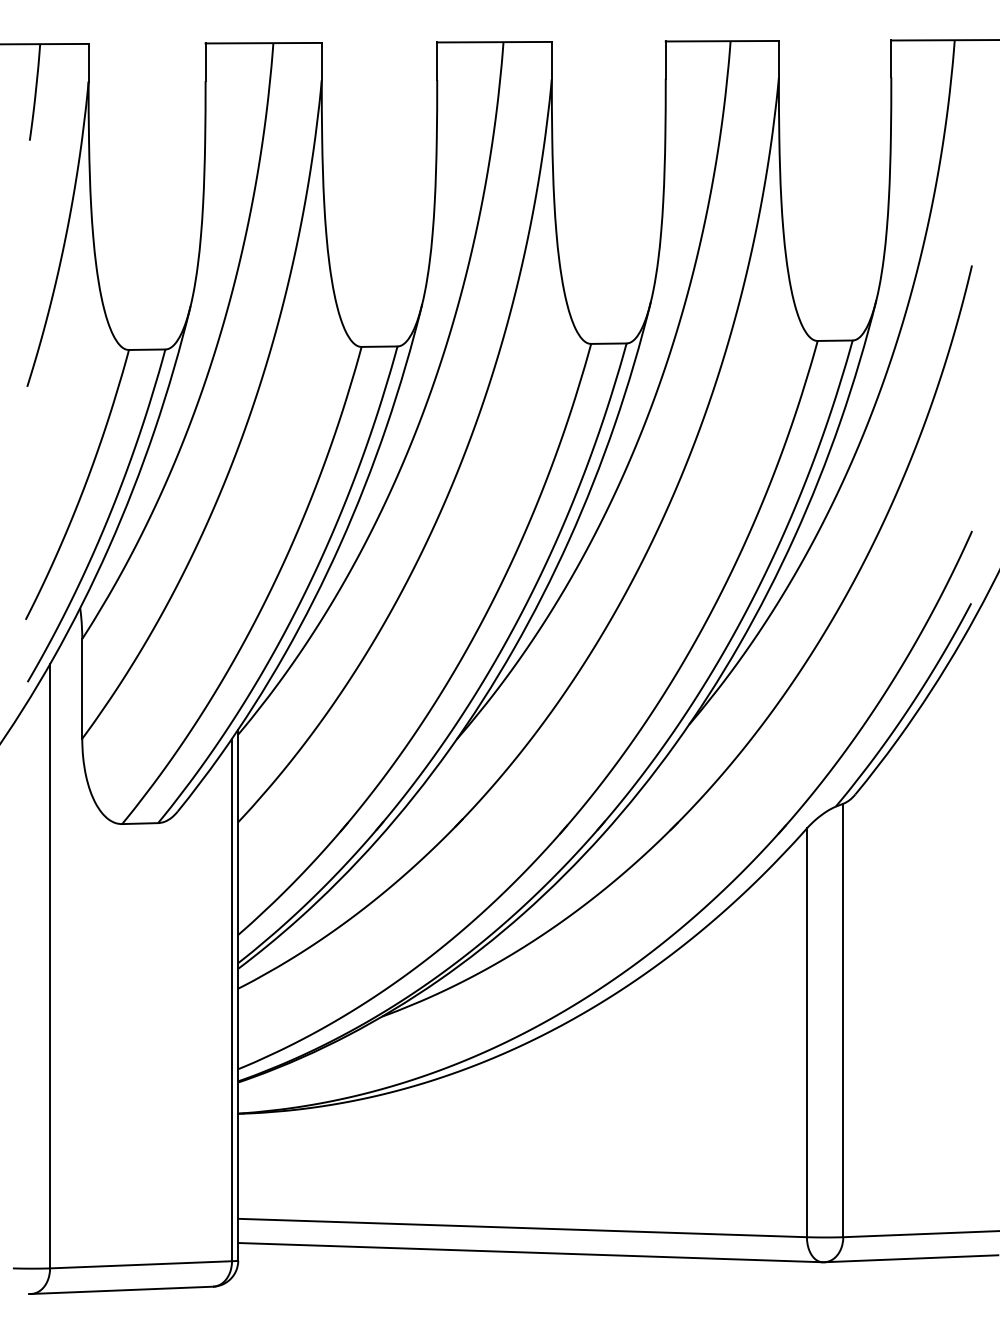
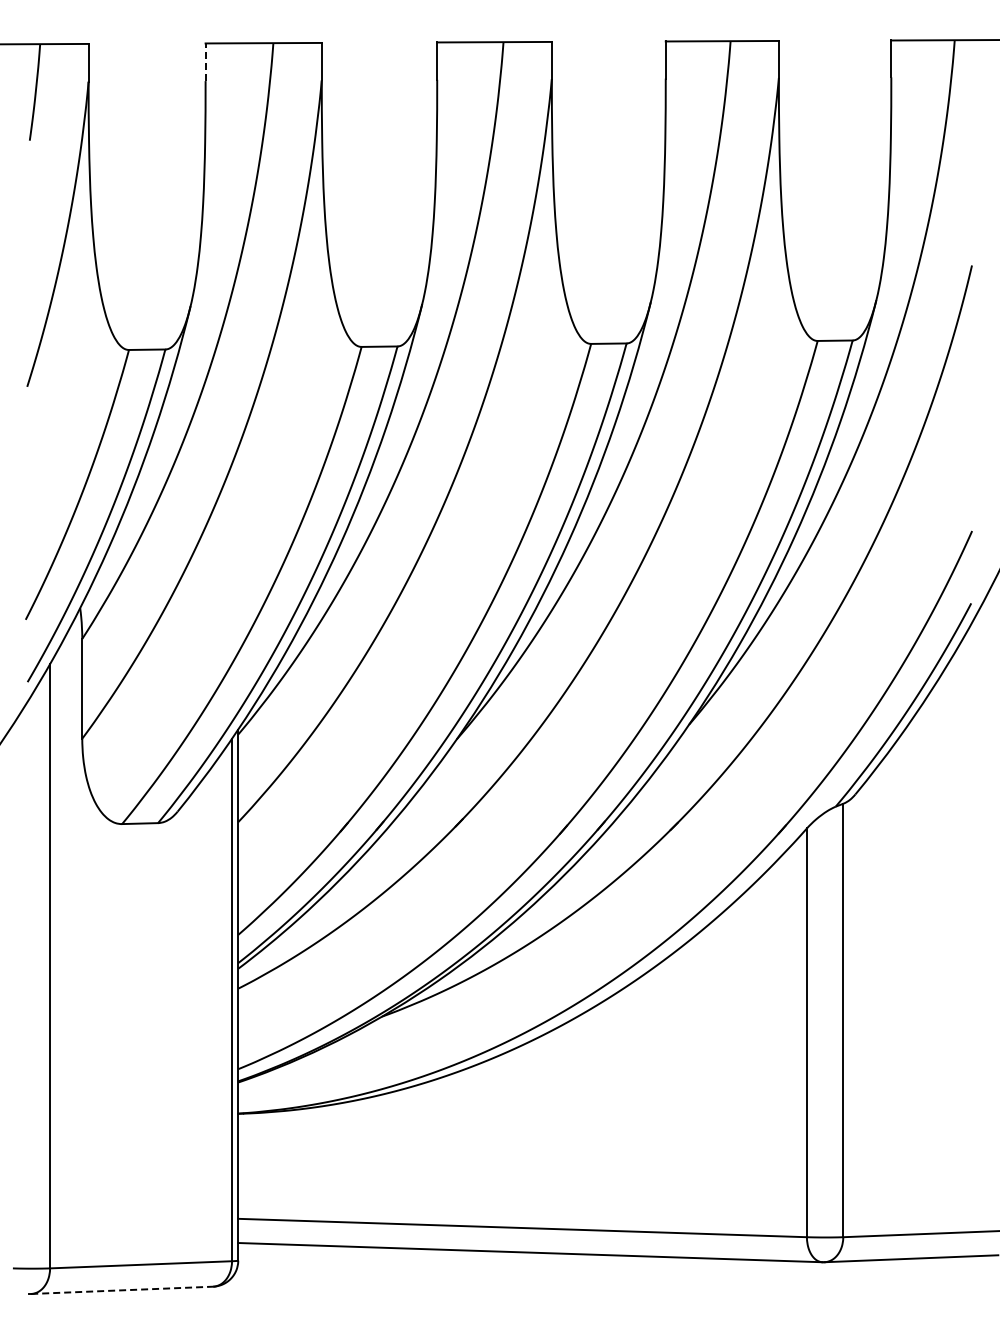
line: solid -> dashed (205, 62)
line: solid -> dashed (122, 1290)
